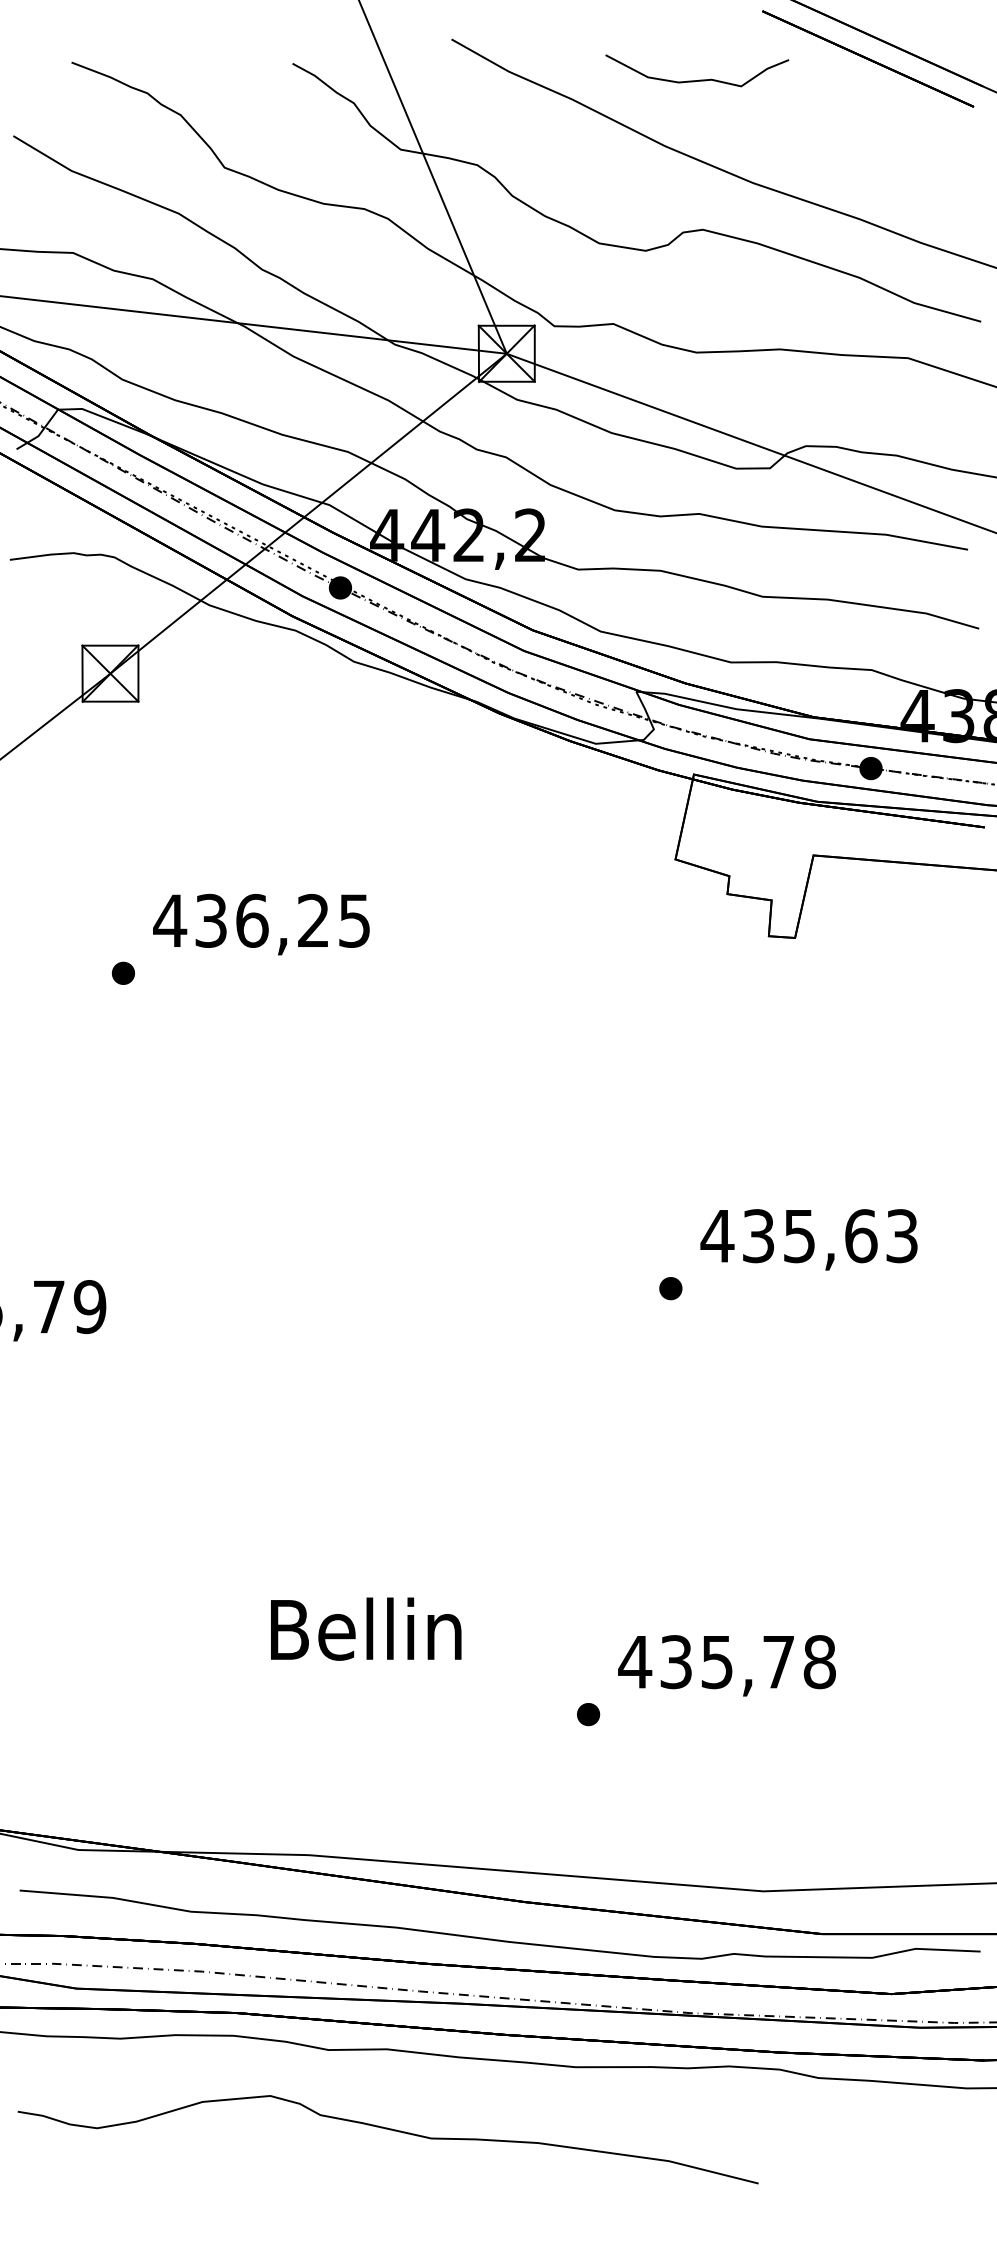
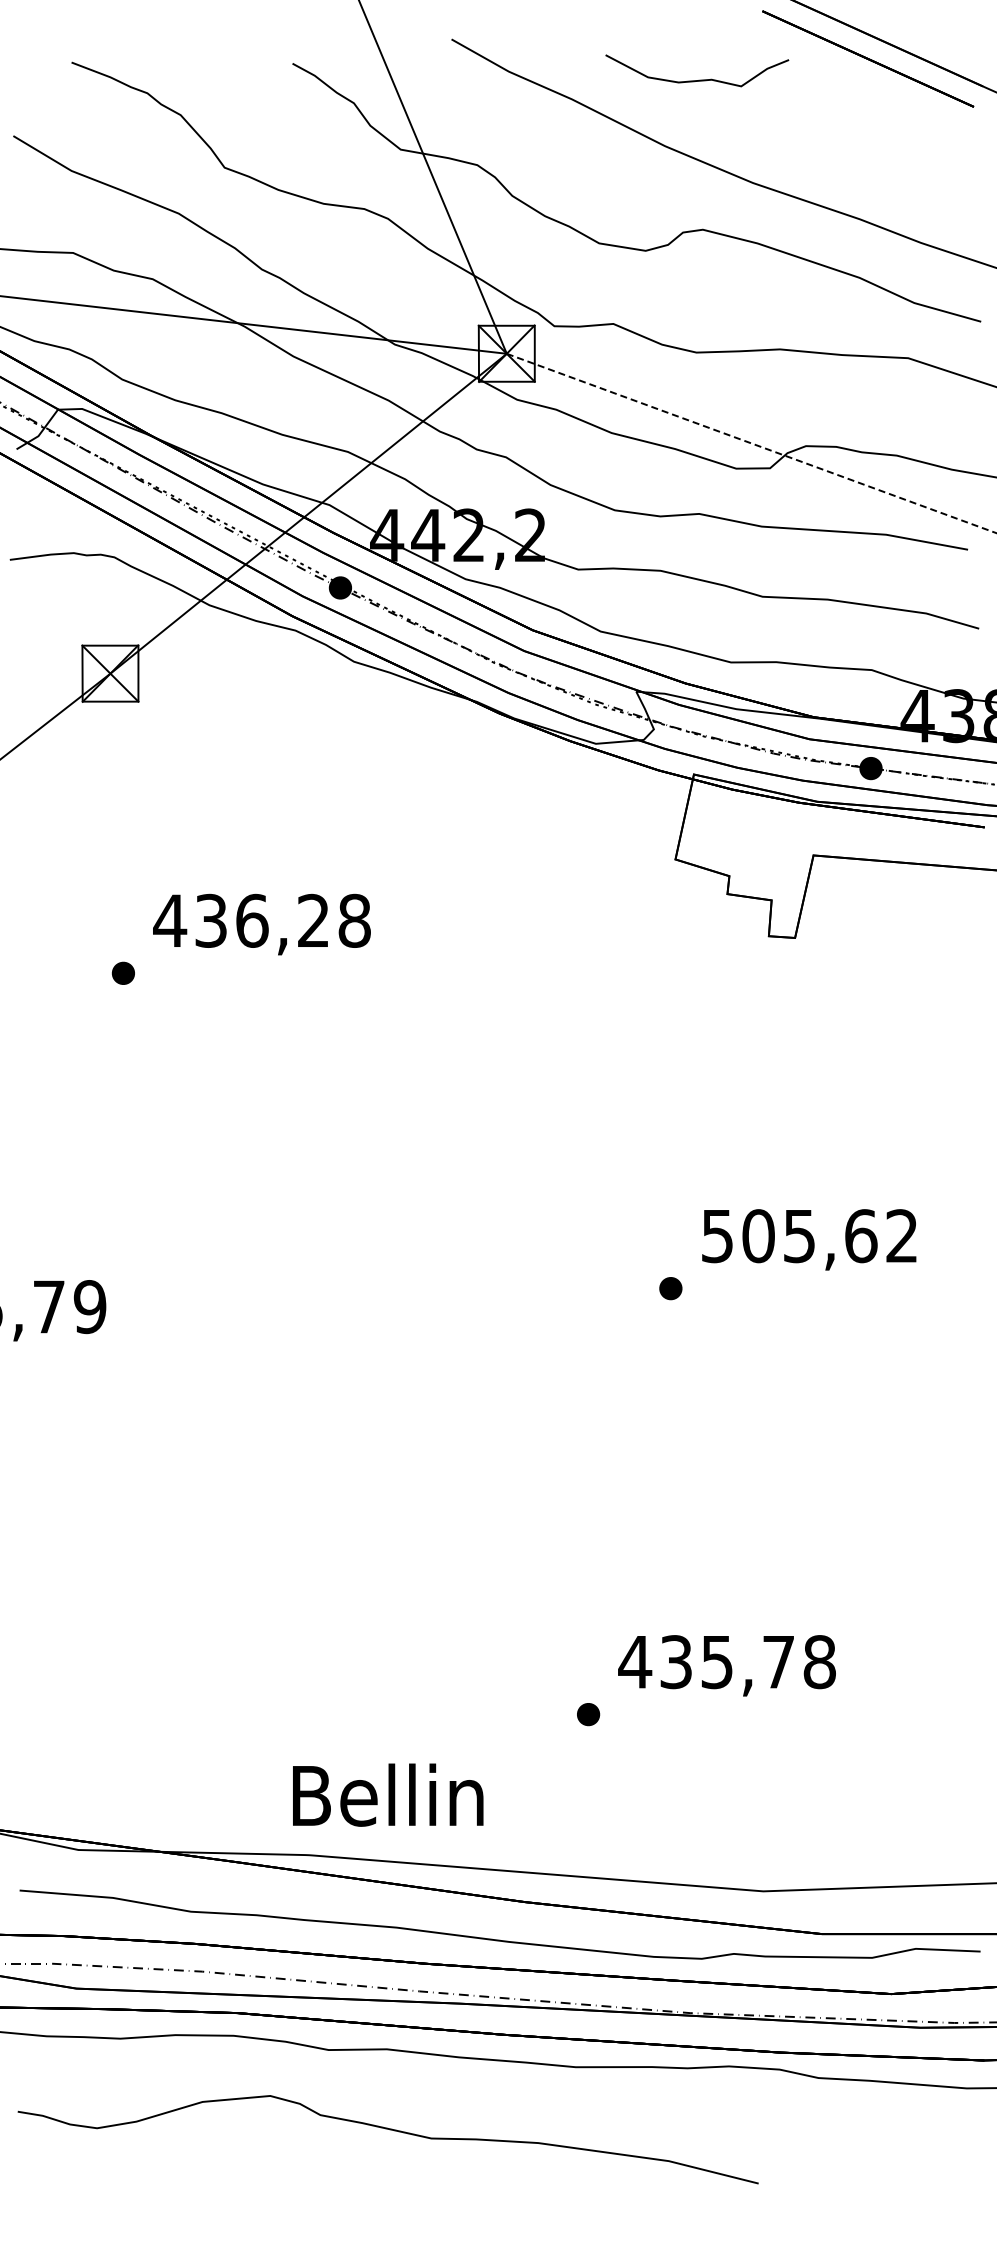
line: solid -> dashed (751, 443)
text: 436,25 -> 436,28 (354, 920)
text: 435,63 -> 505,62 (808, 1236)
text position: (366, 1628) -> (388, 1794) (388, 1794)
